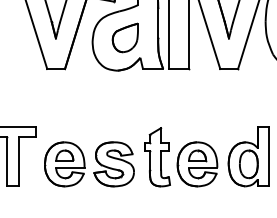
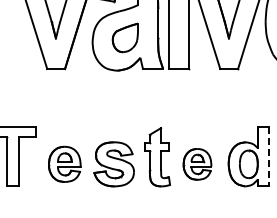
line: solid -> dashed (269, 157)
part size: 42x47 px -> 34x38 px (64, 163)
part size: 43x47 px -> 31x33 px (197, 164)
